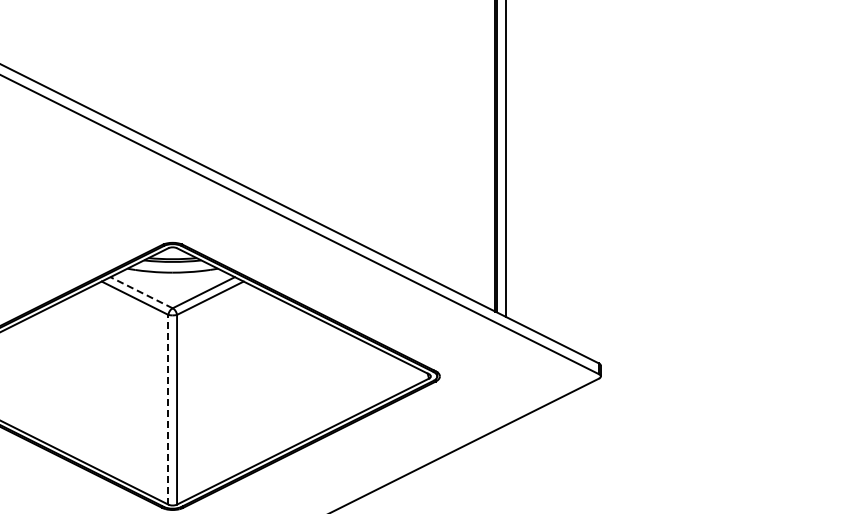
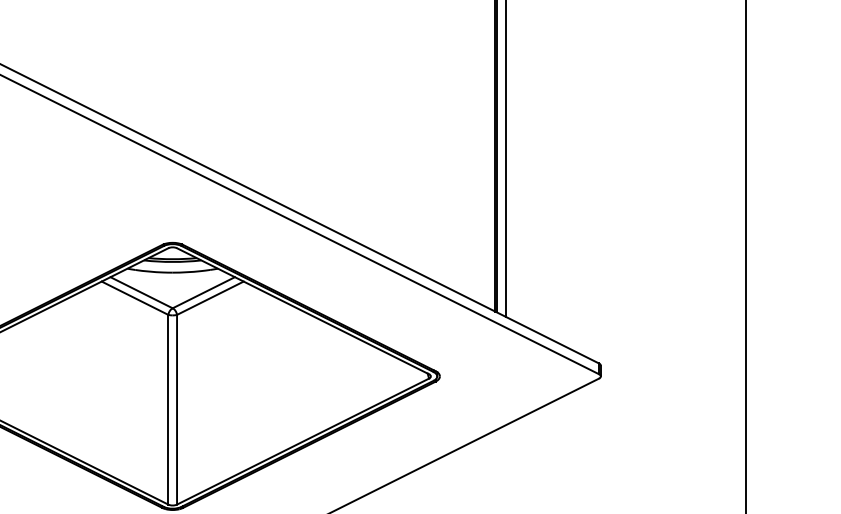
line: none -> present (745, 256)
line: dashed -> solid (141, 292)
line: dashed -> solid (168, 409)
